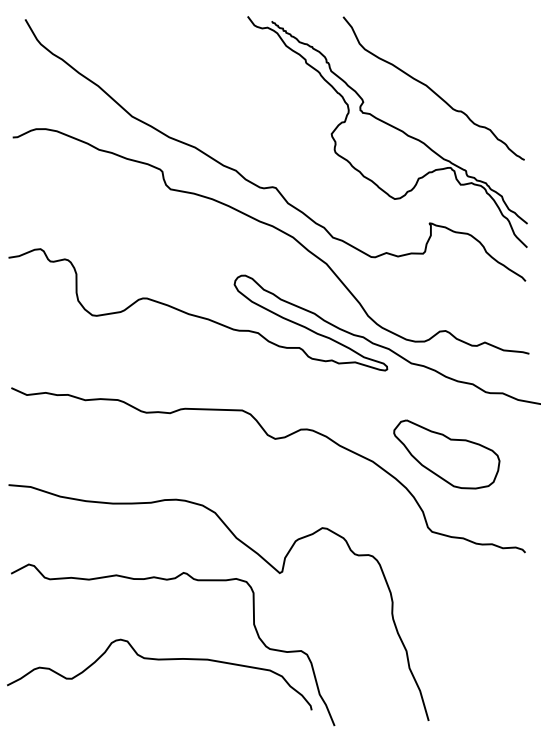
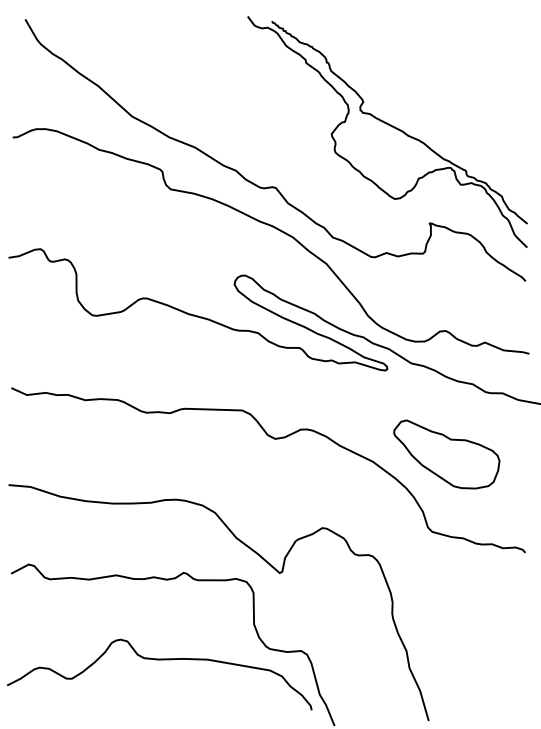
curve: present -> none (432, 89)
